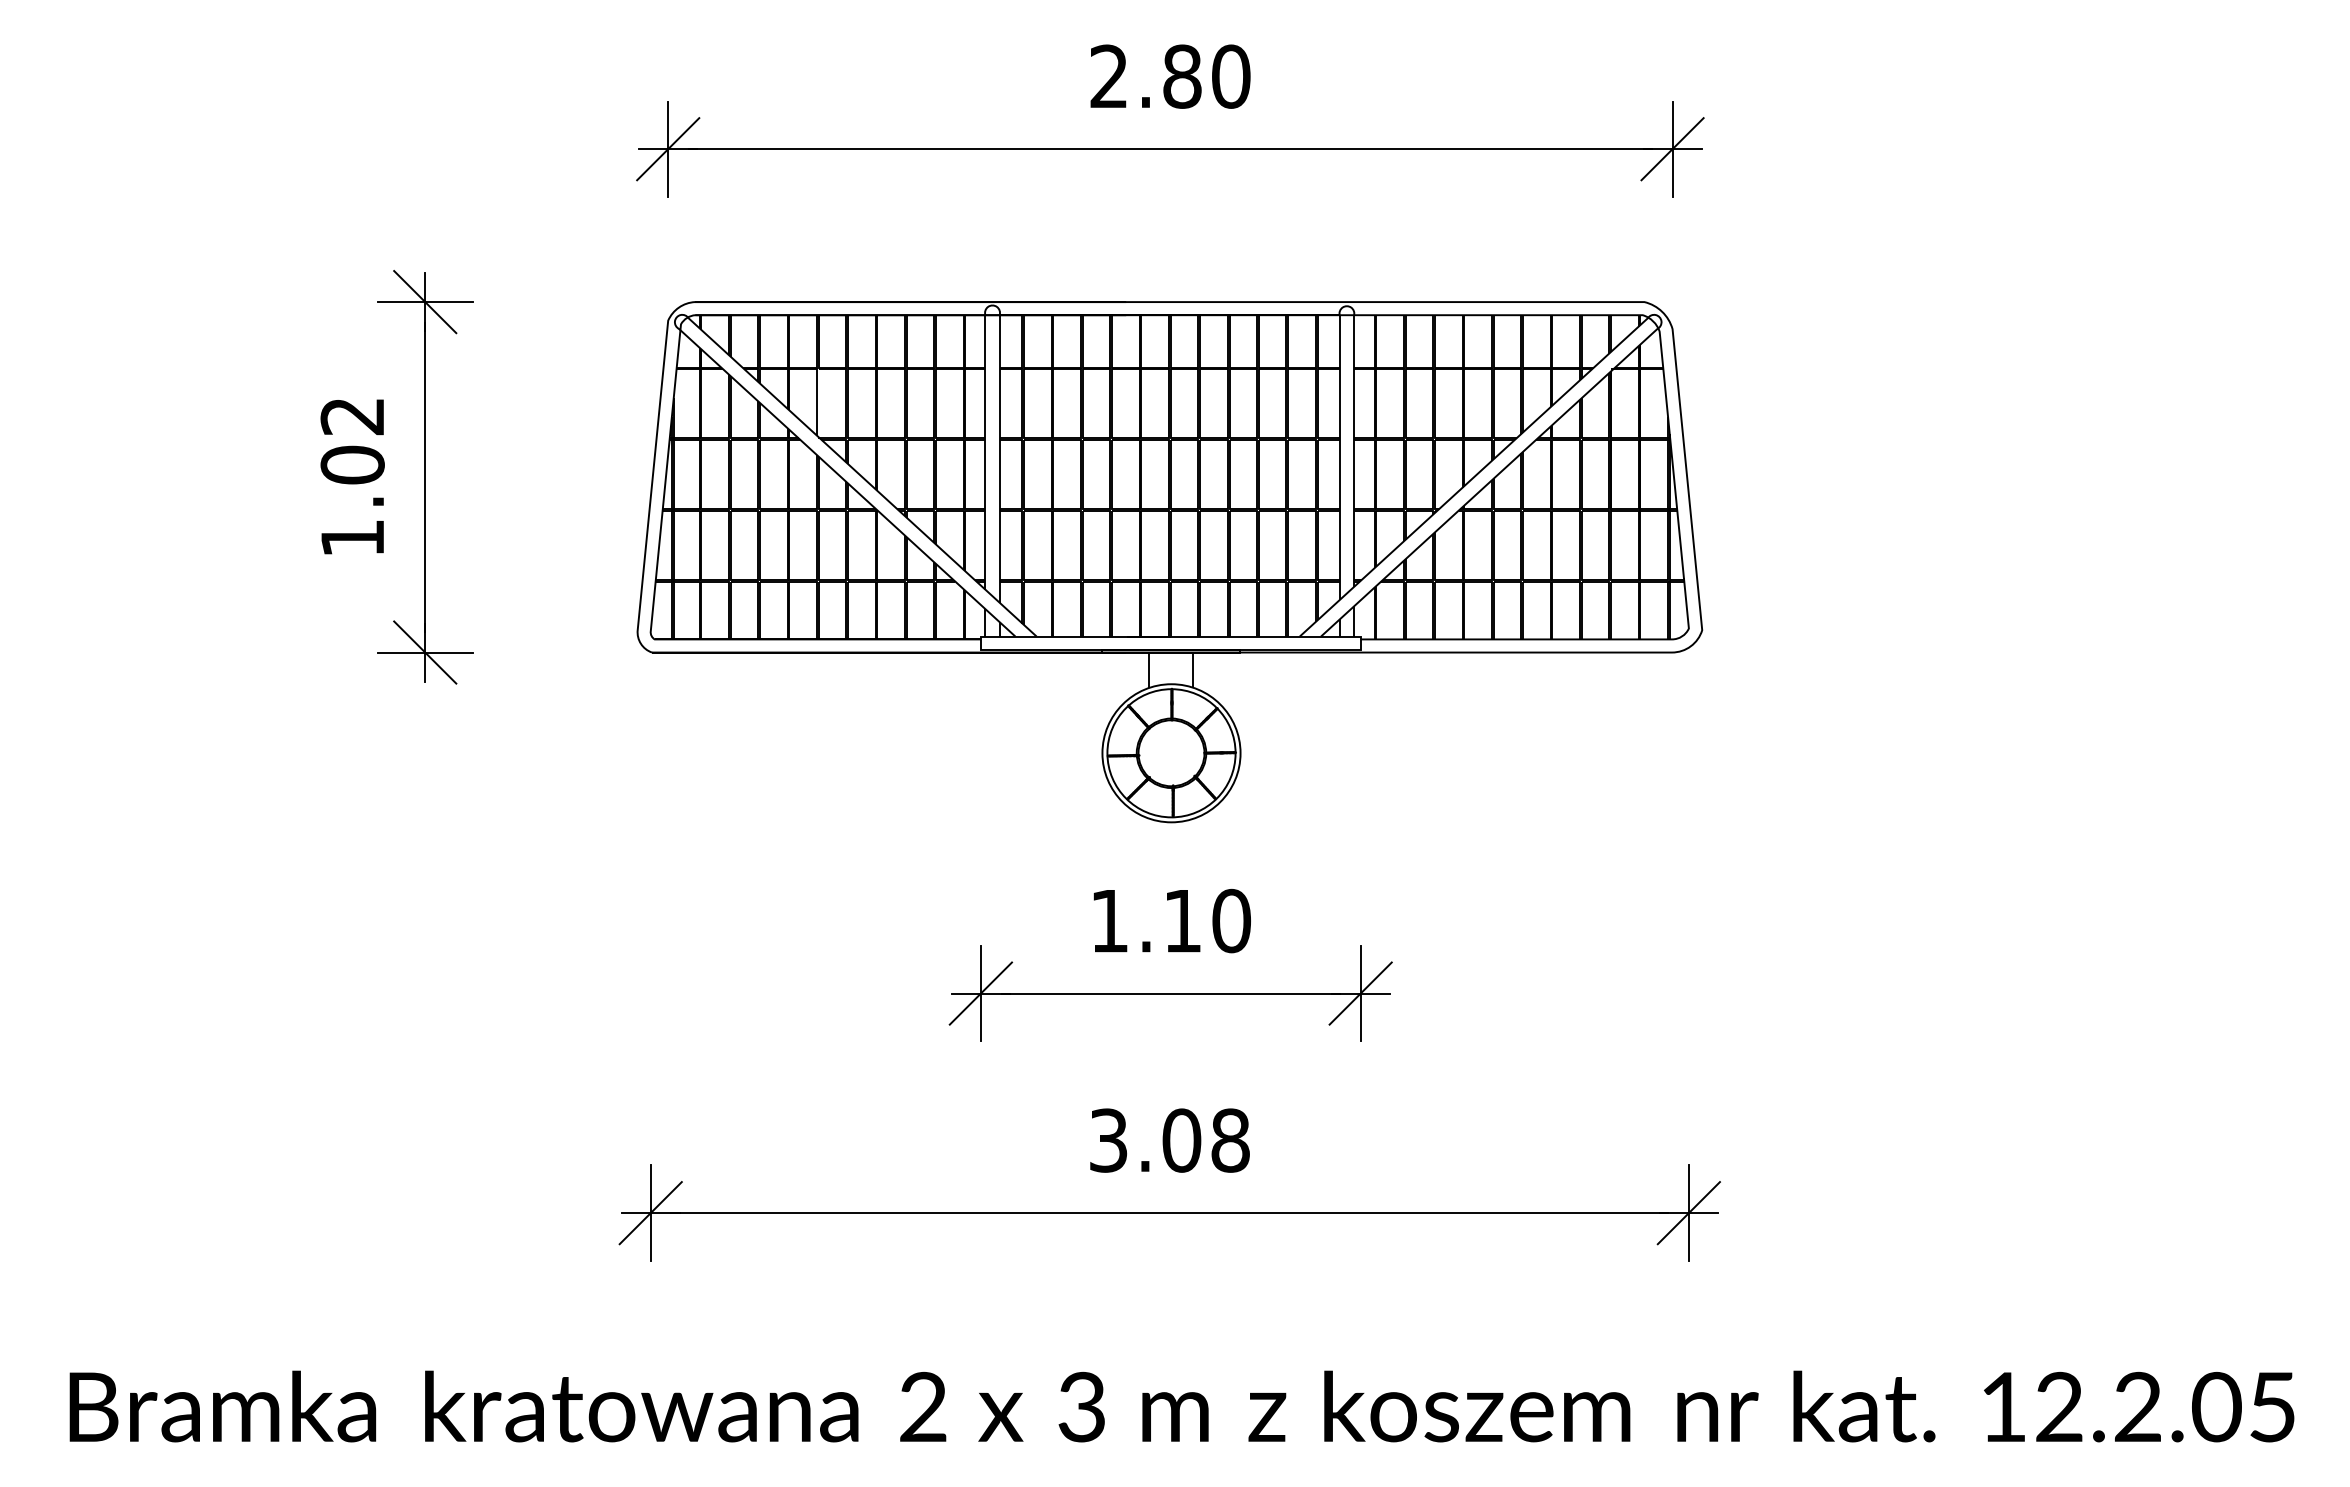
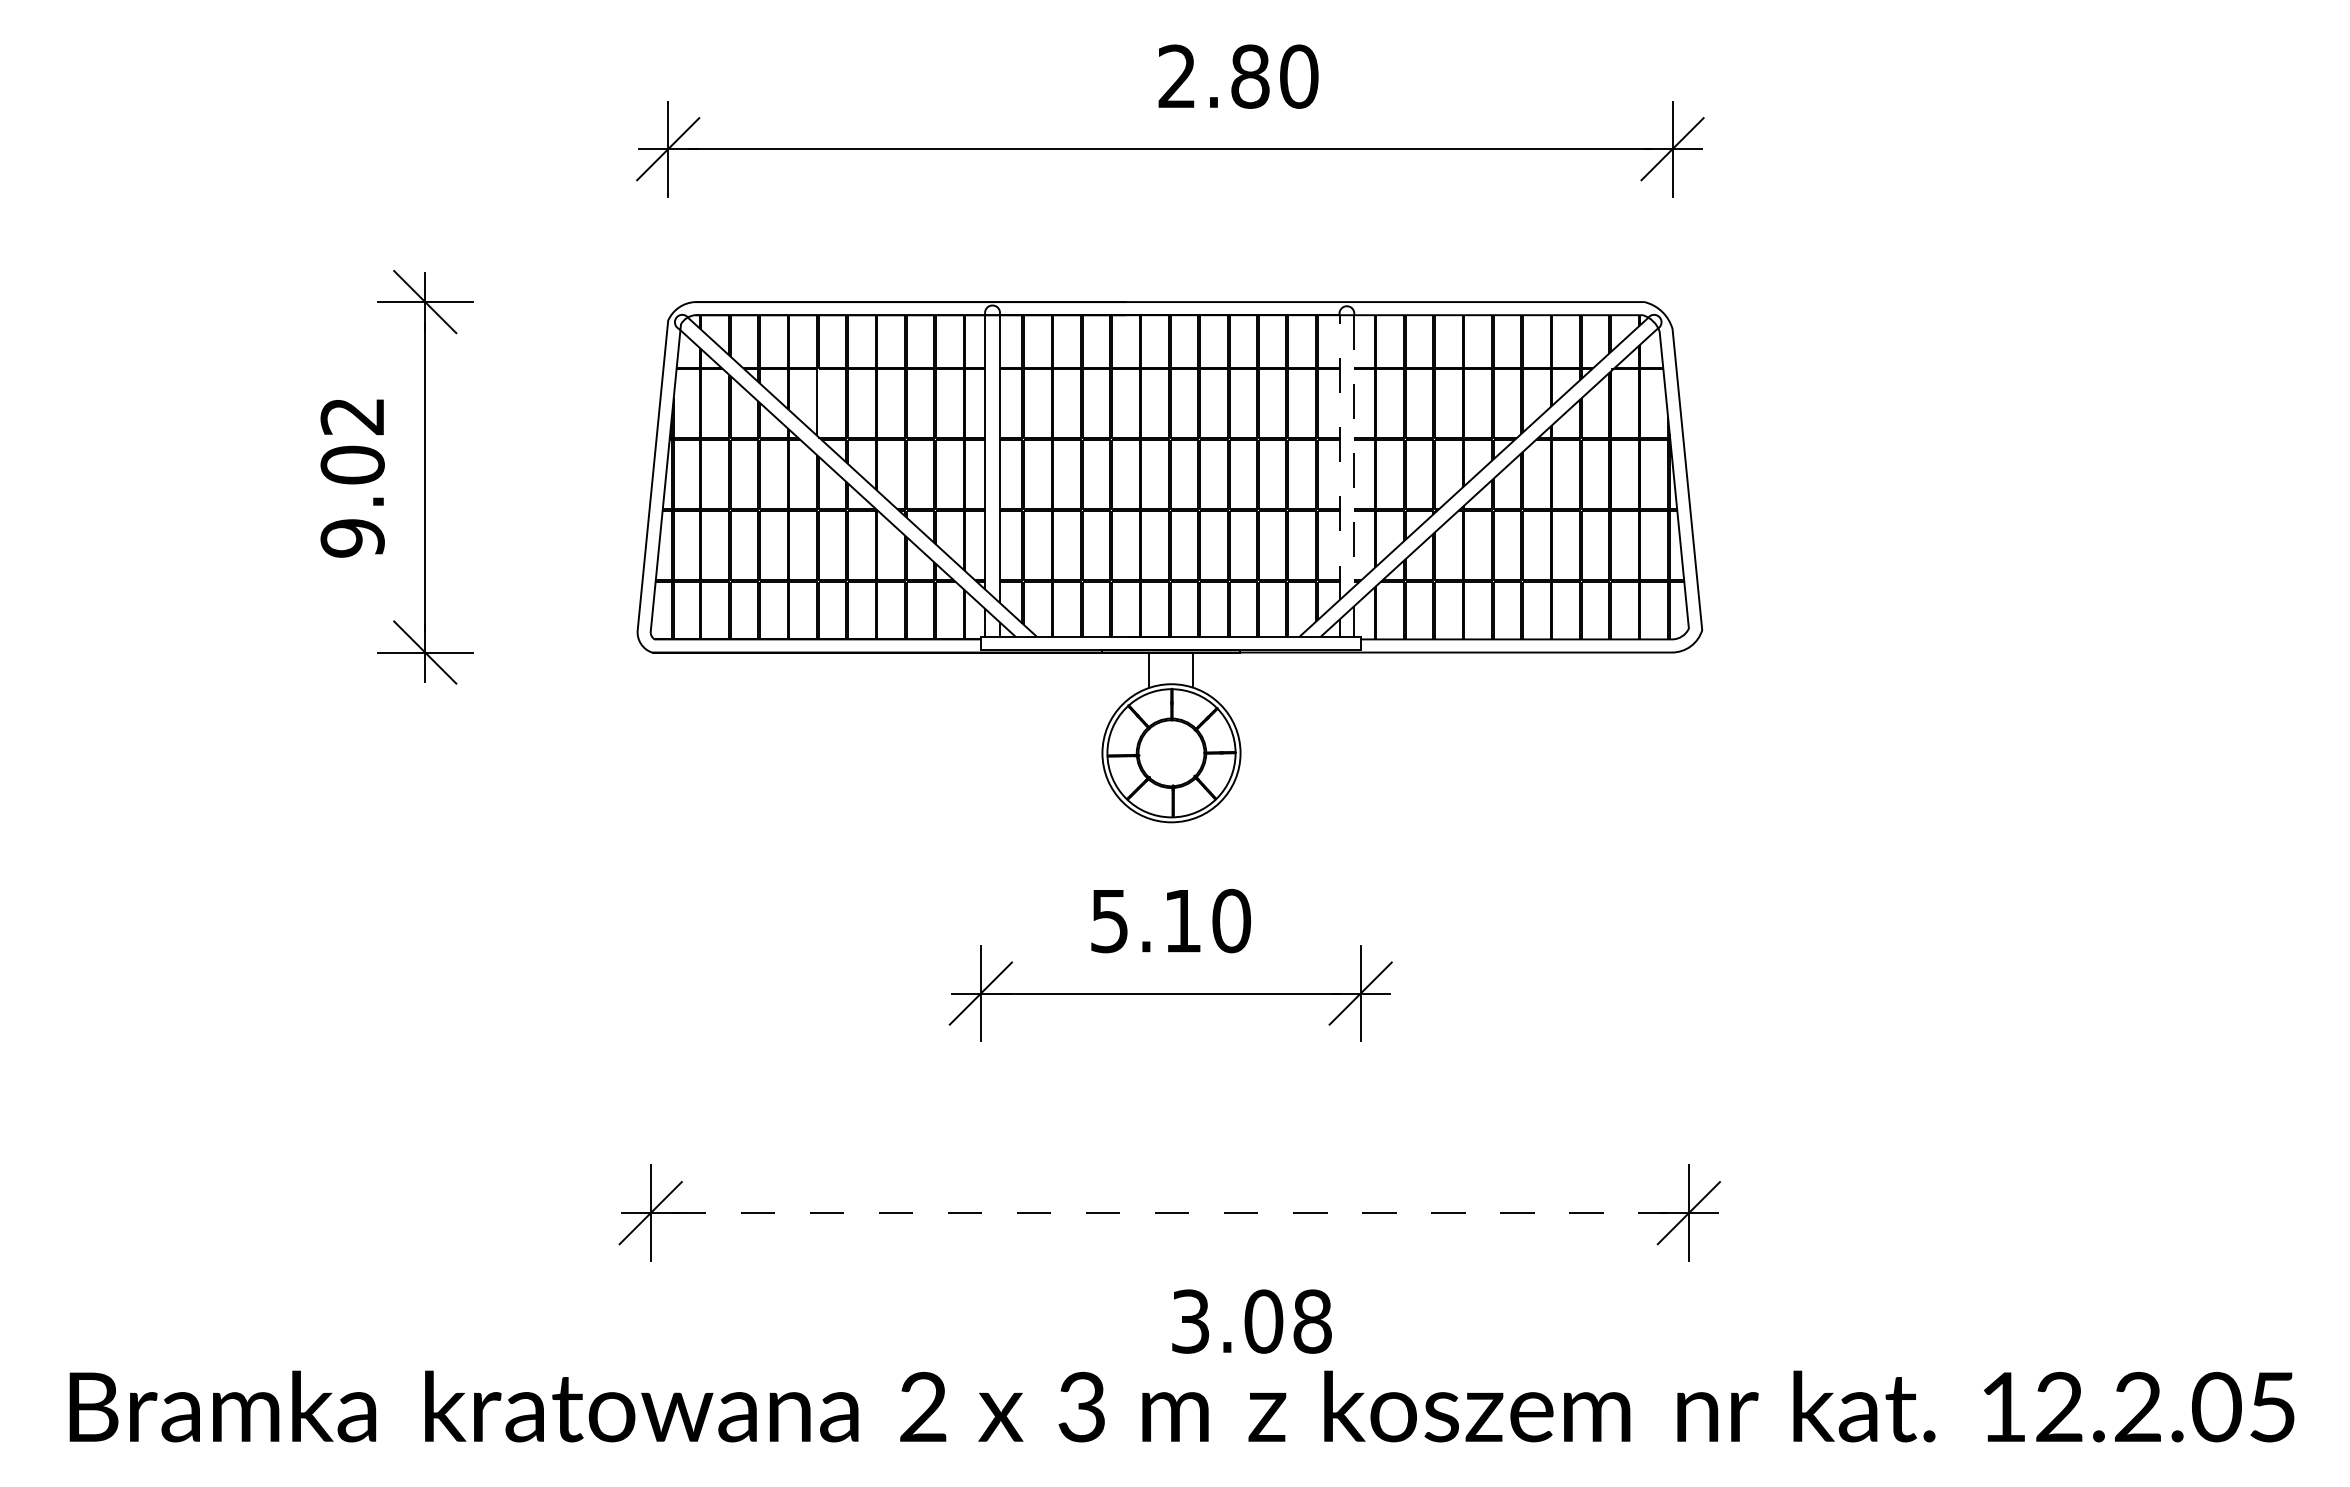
text position: (1170, 76) -> (1238, 76) (1238, 76)
line: solid -> dashed (1354, 451)
line: solid -> dashed (1339, 457)
text: 1.02 -> 9.02 (352, 538)
text: 1.10 -> 5.10 (1109, 921)
text position: (1169, 1140) -> (1251, 1321) (1251, 1321)
line: solid -> dashed (1170, 1213)
